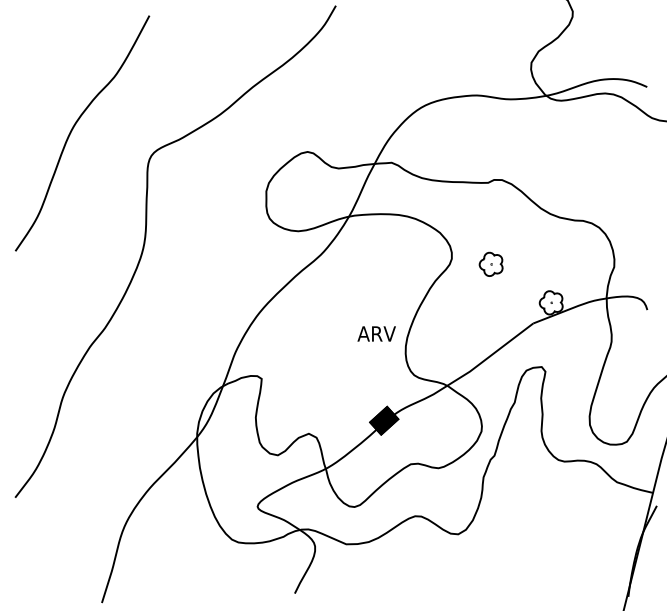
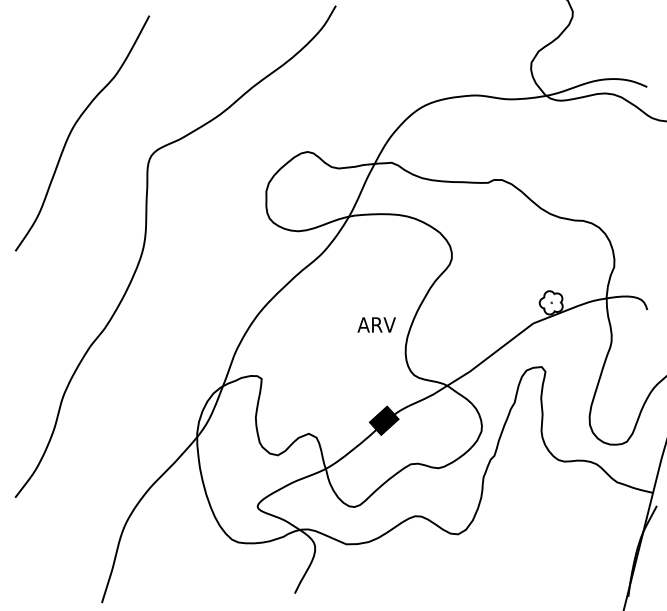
part: present -> none (490, 263)
text position: (376, 333) -> (376, 324) (376, 324)
